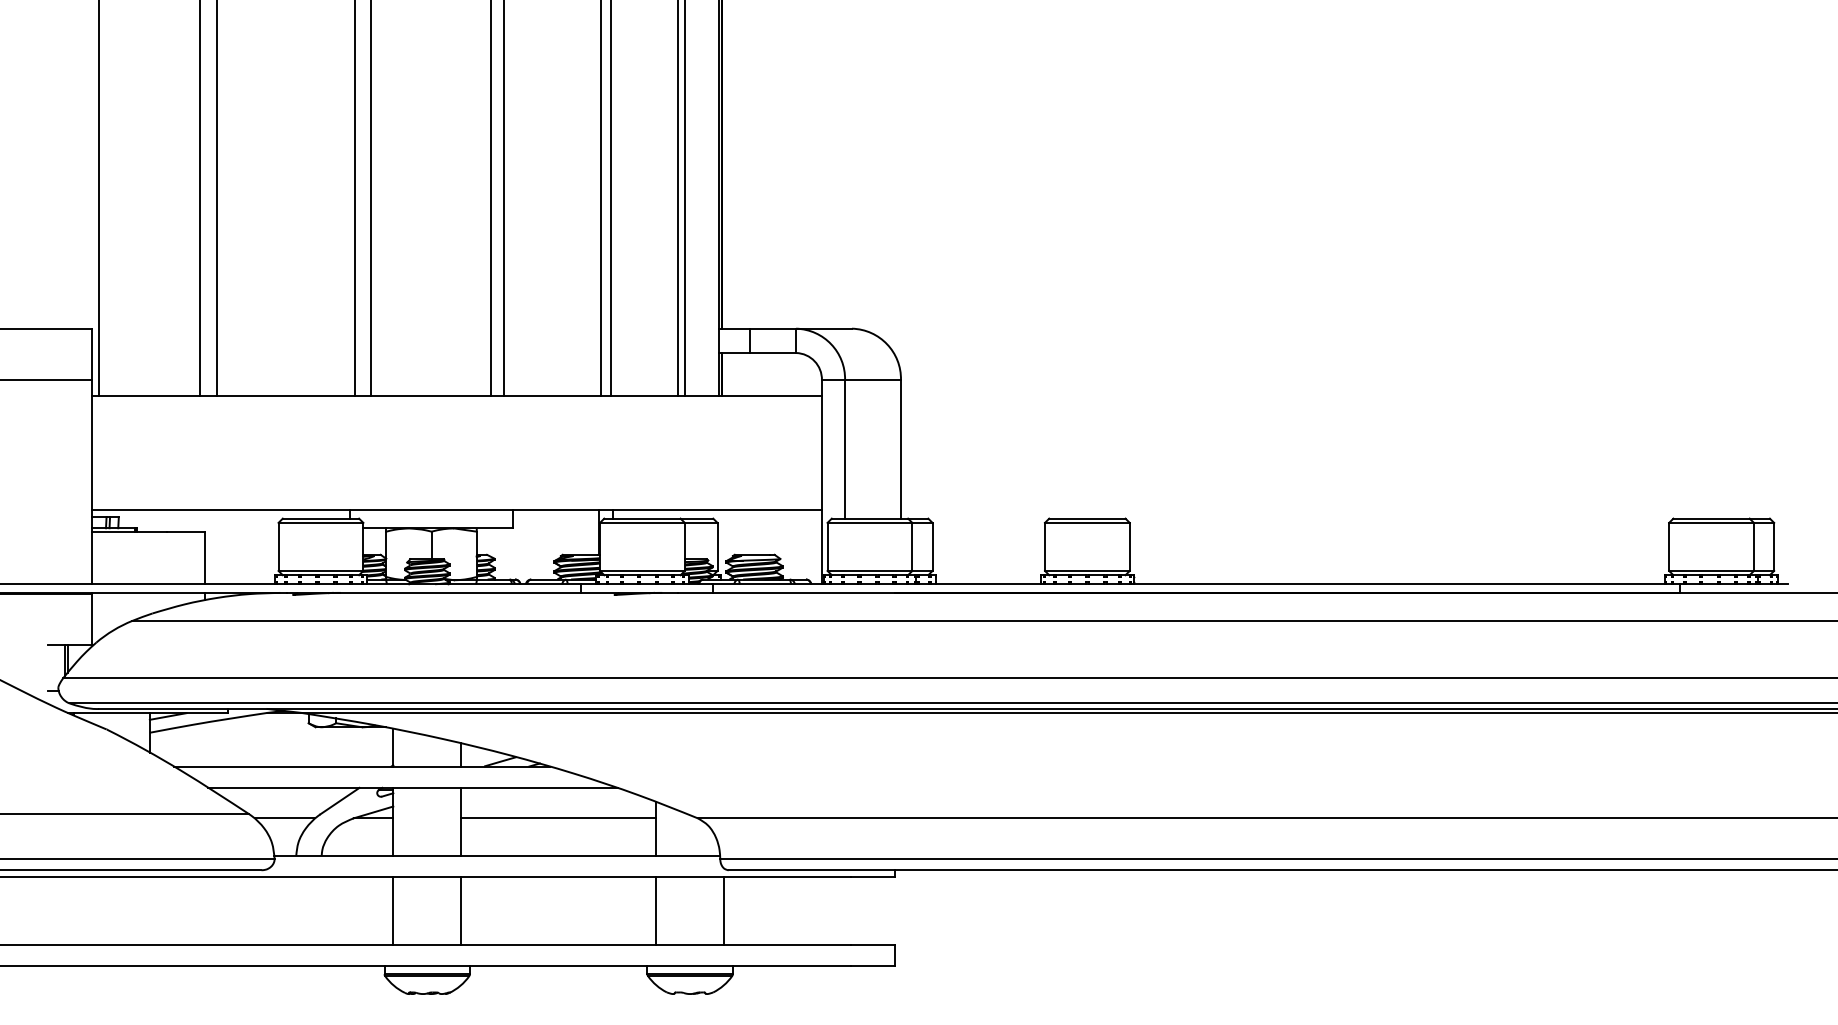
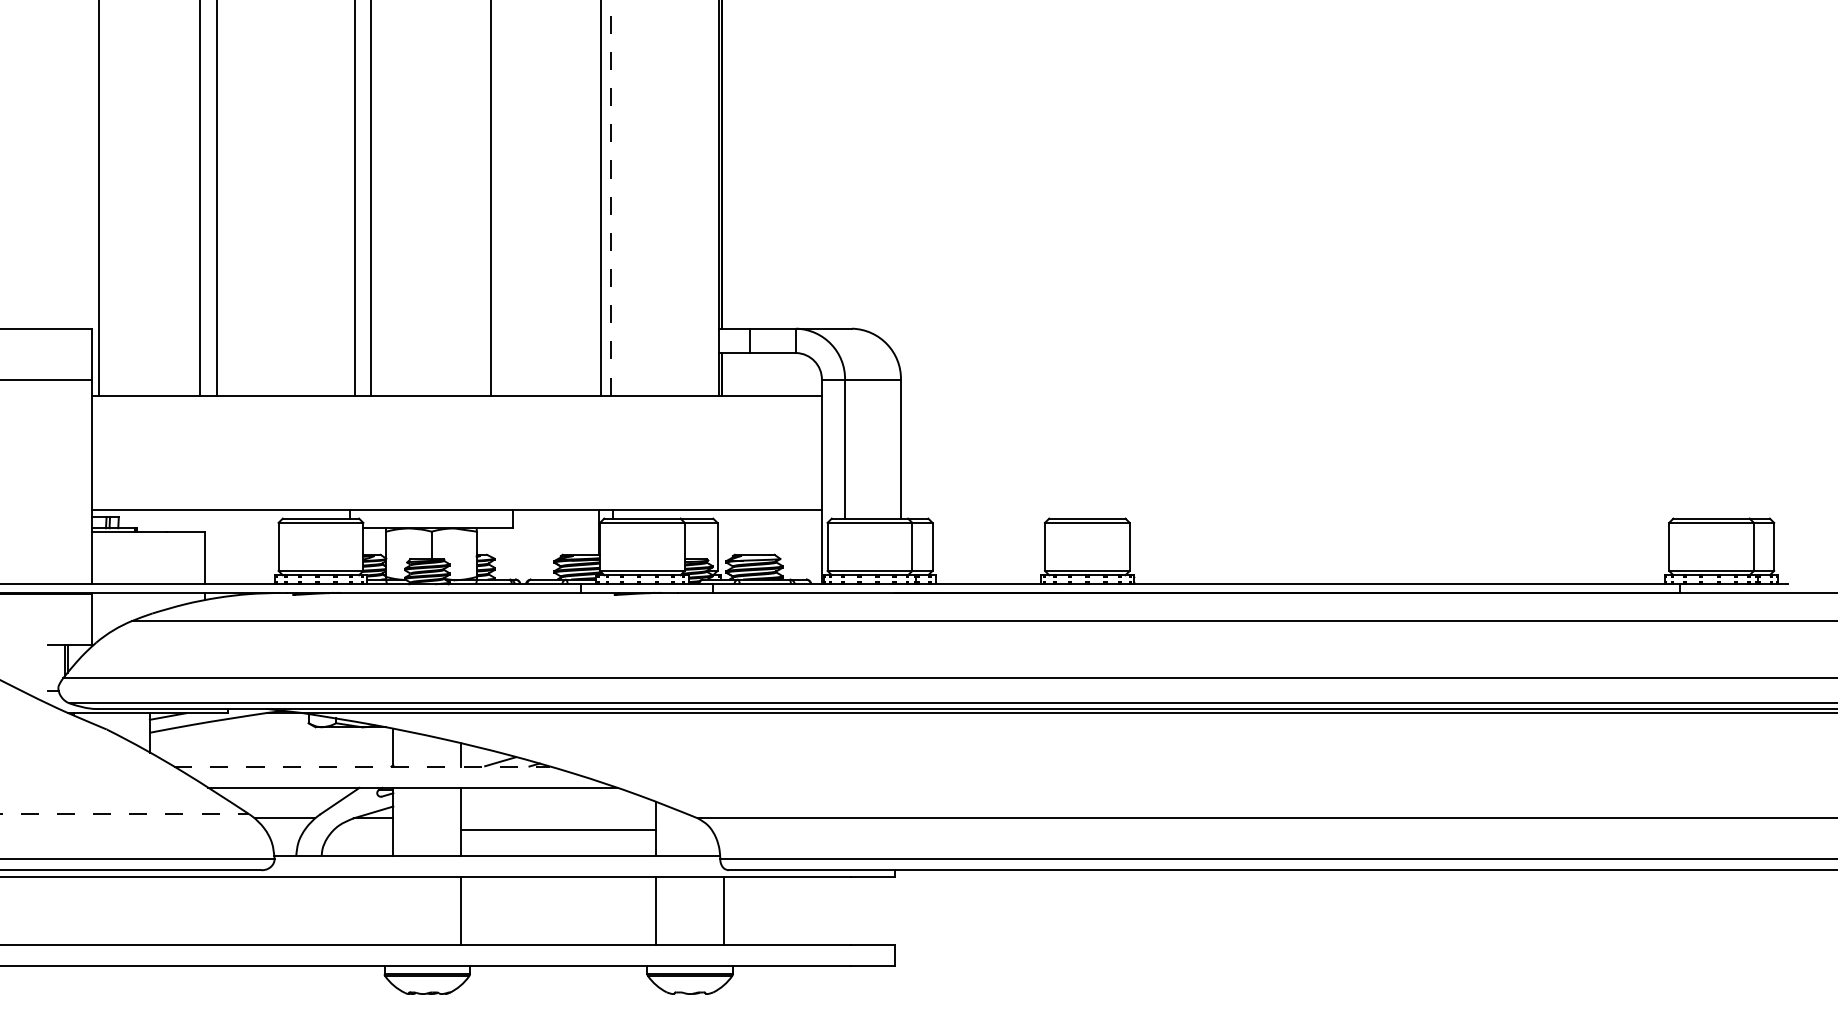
line: solid -> dashed (610, 197)
line: present -> none (504, 198)
line: present -> none (678, 198)
line: present -> none (684, 198)
line: solid -> dashed (362, 766)
line: solid -> dashed (125, 814)
line position: (558, 818) -> (558, 830) (558, 830)
line: present -> none (393, 910)
